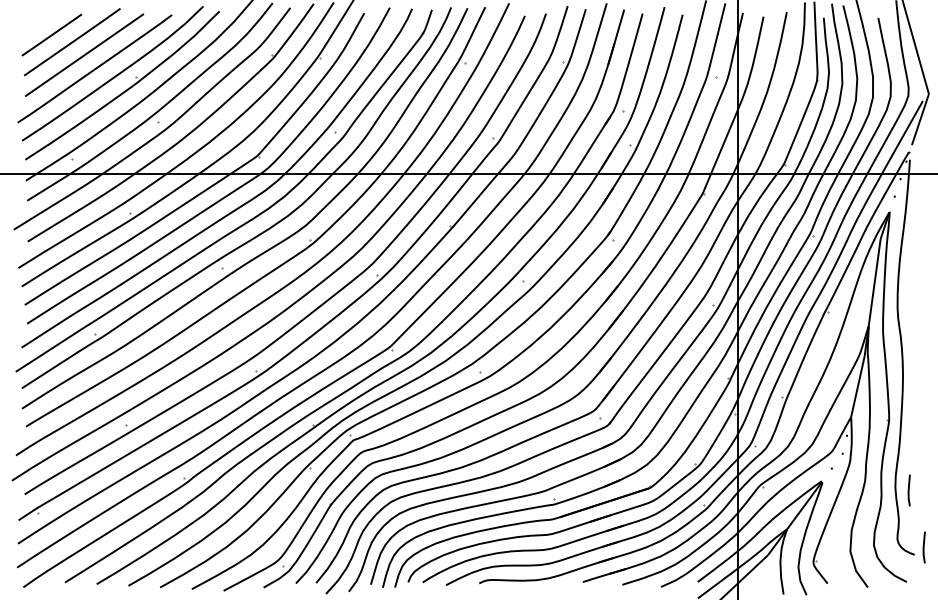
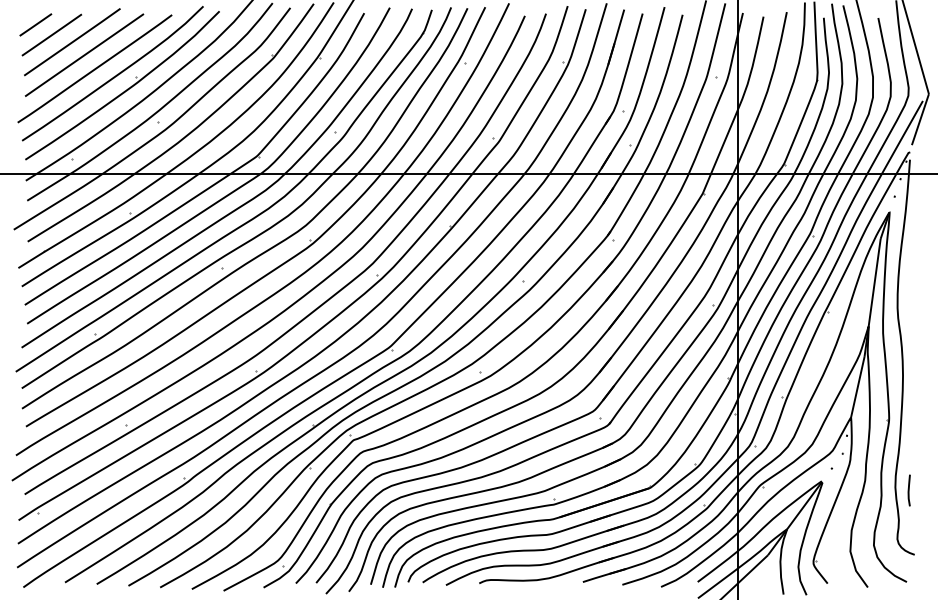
line: none -> present (35, 24)
line: present -> none (923, 547)
